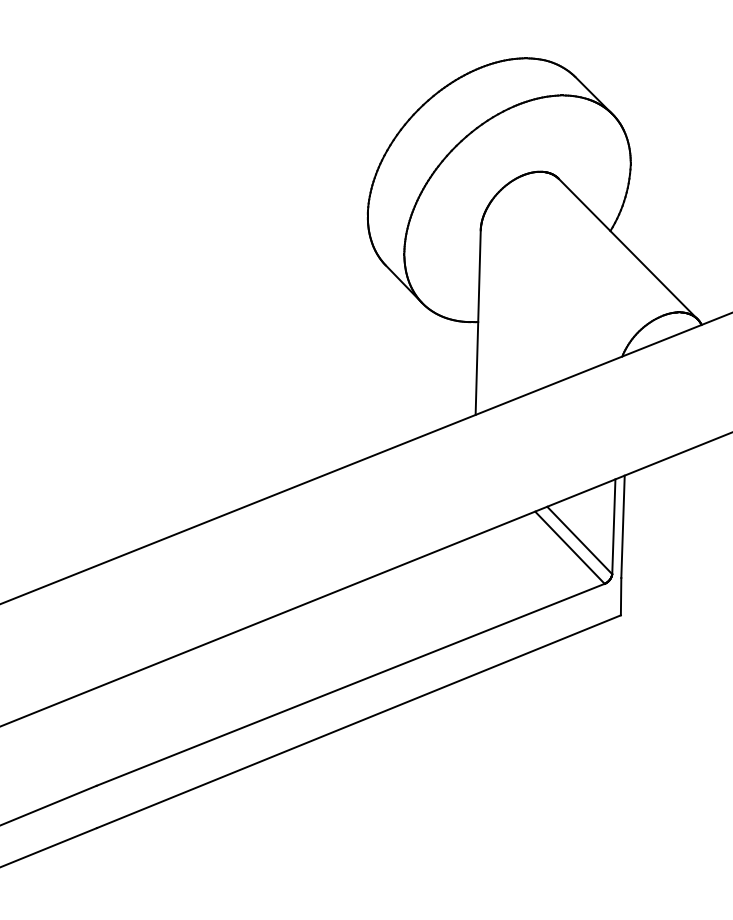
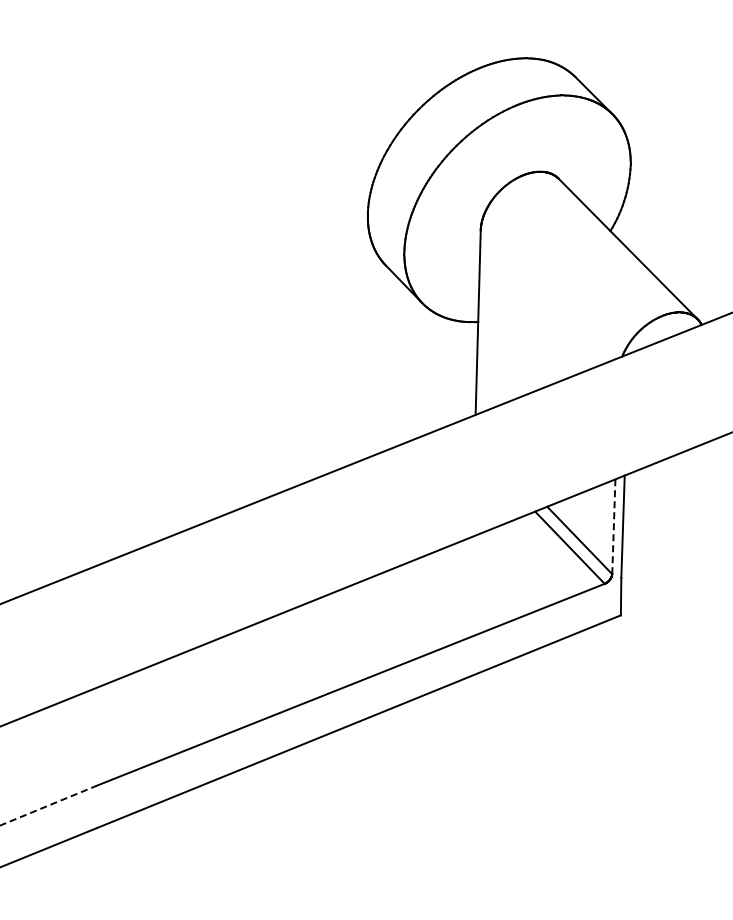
line: solid -> dashed (613, 526)
line: solid -> dashed (48, 805)
